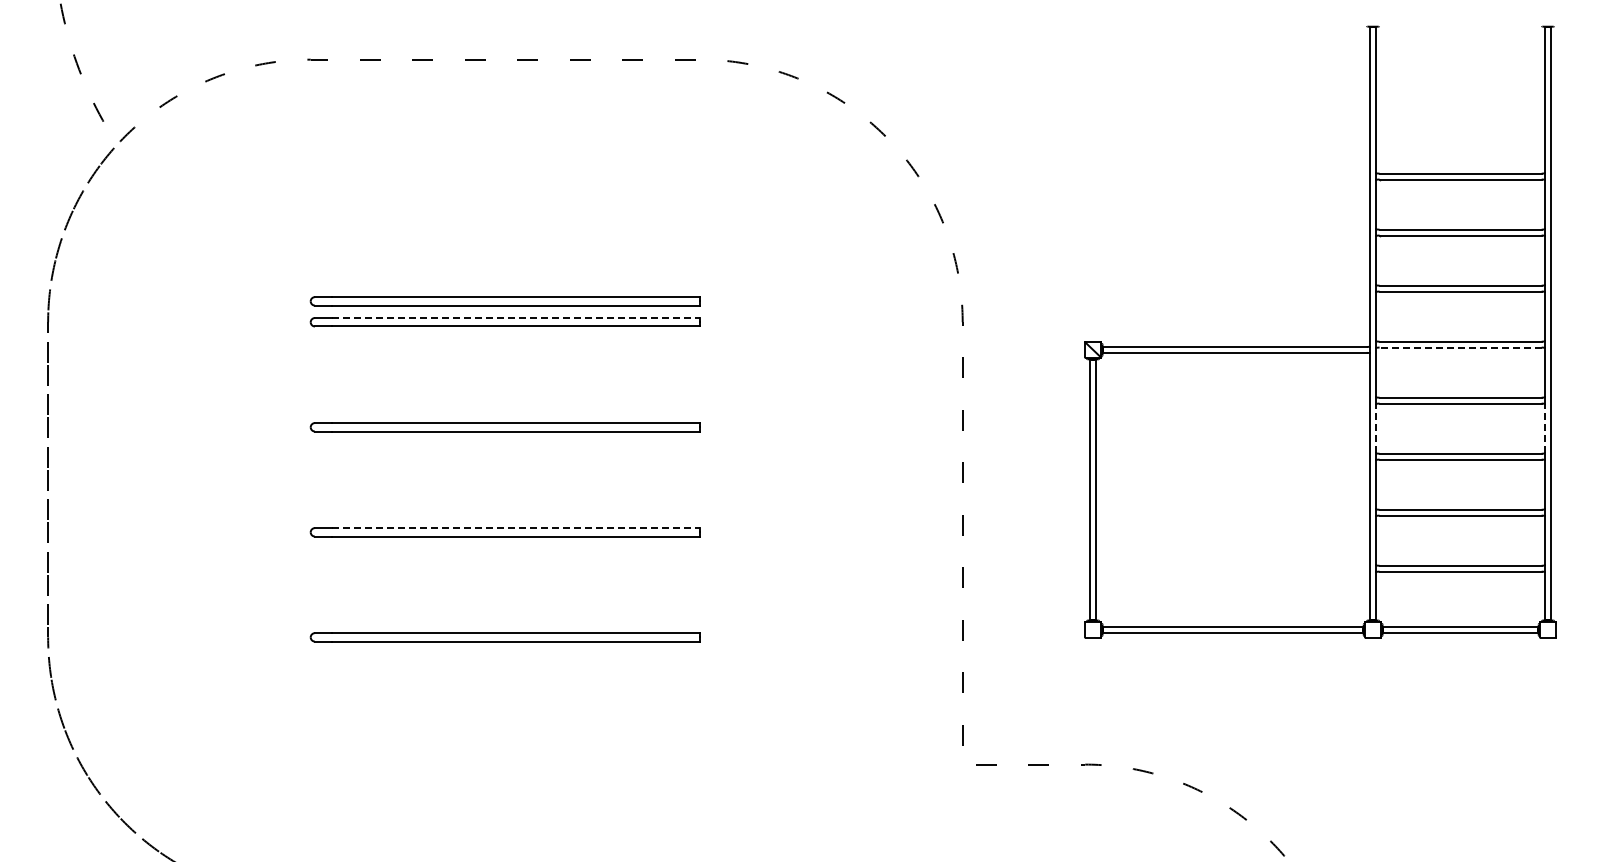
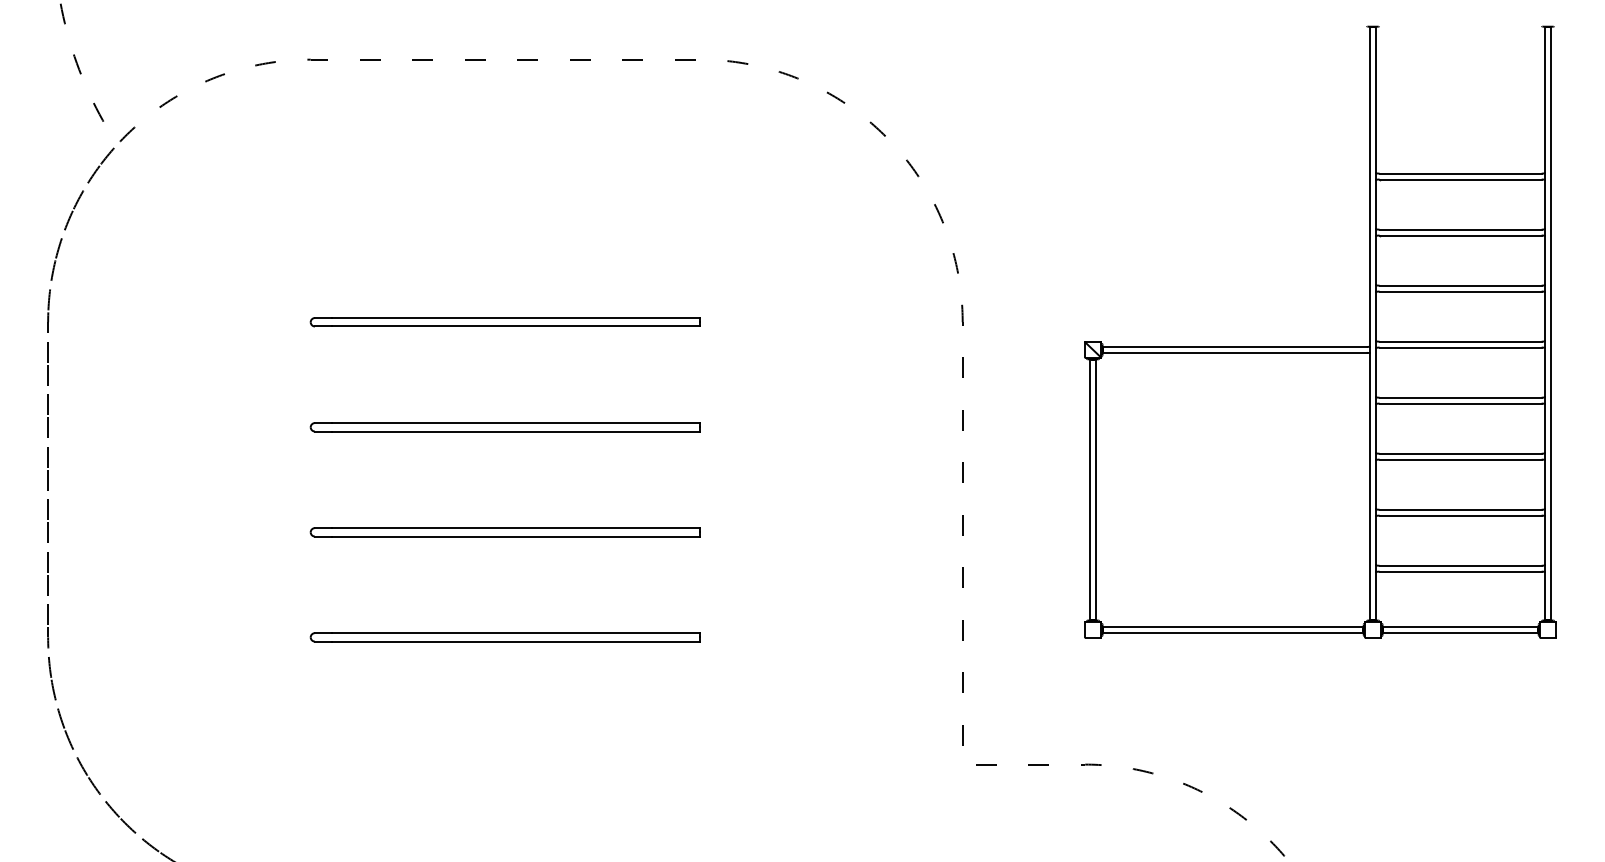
part: present -> none (504, 301)
line: dashed -> solid (516, 318)
line: dashed -> solid (1460, 347)
line: dashed -> solid (1376, 428)
line: dashed -> solid (1545, 428)
line: dashed -> solid (516, 528)
